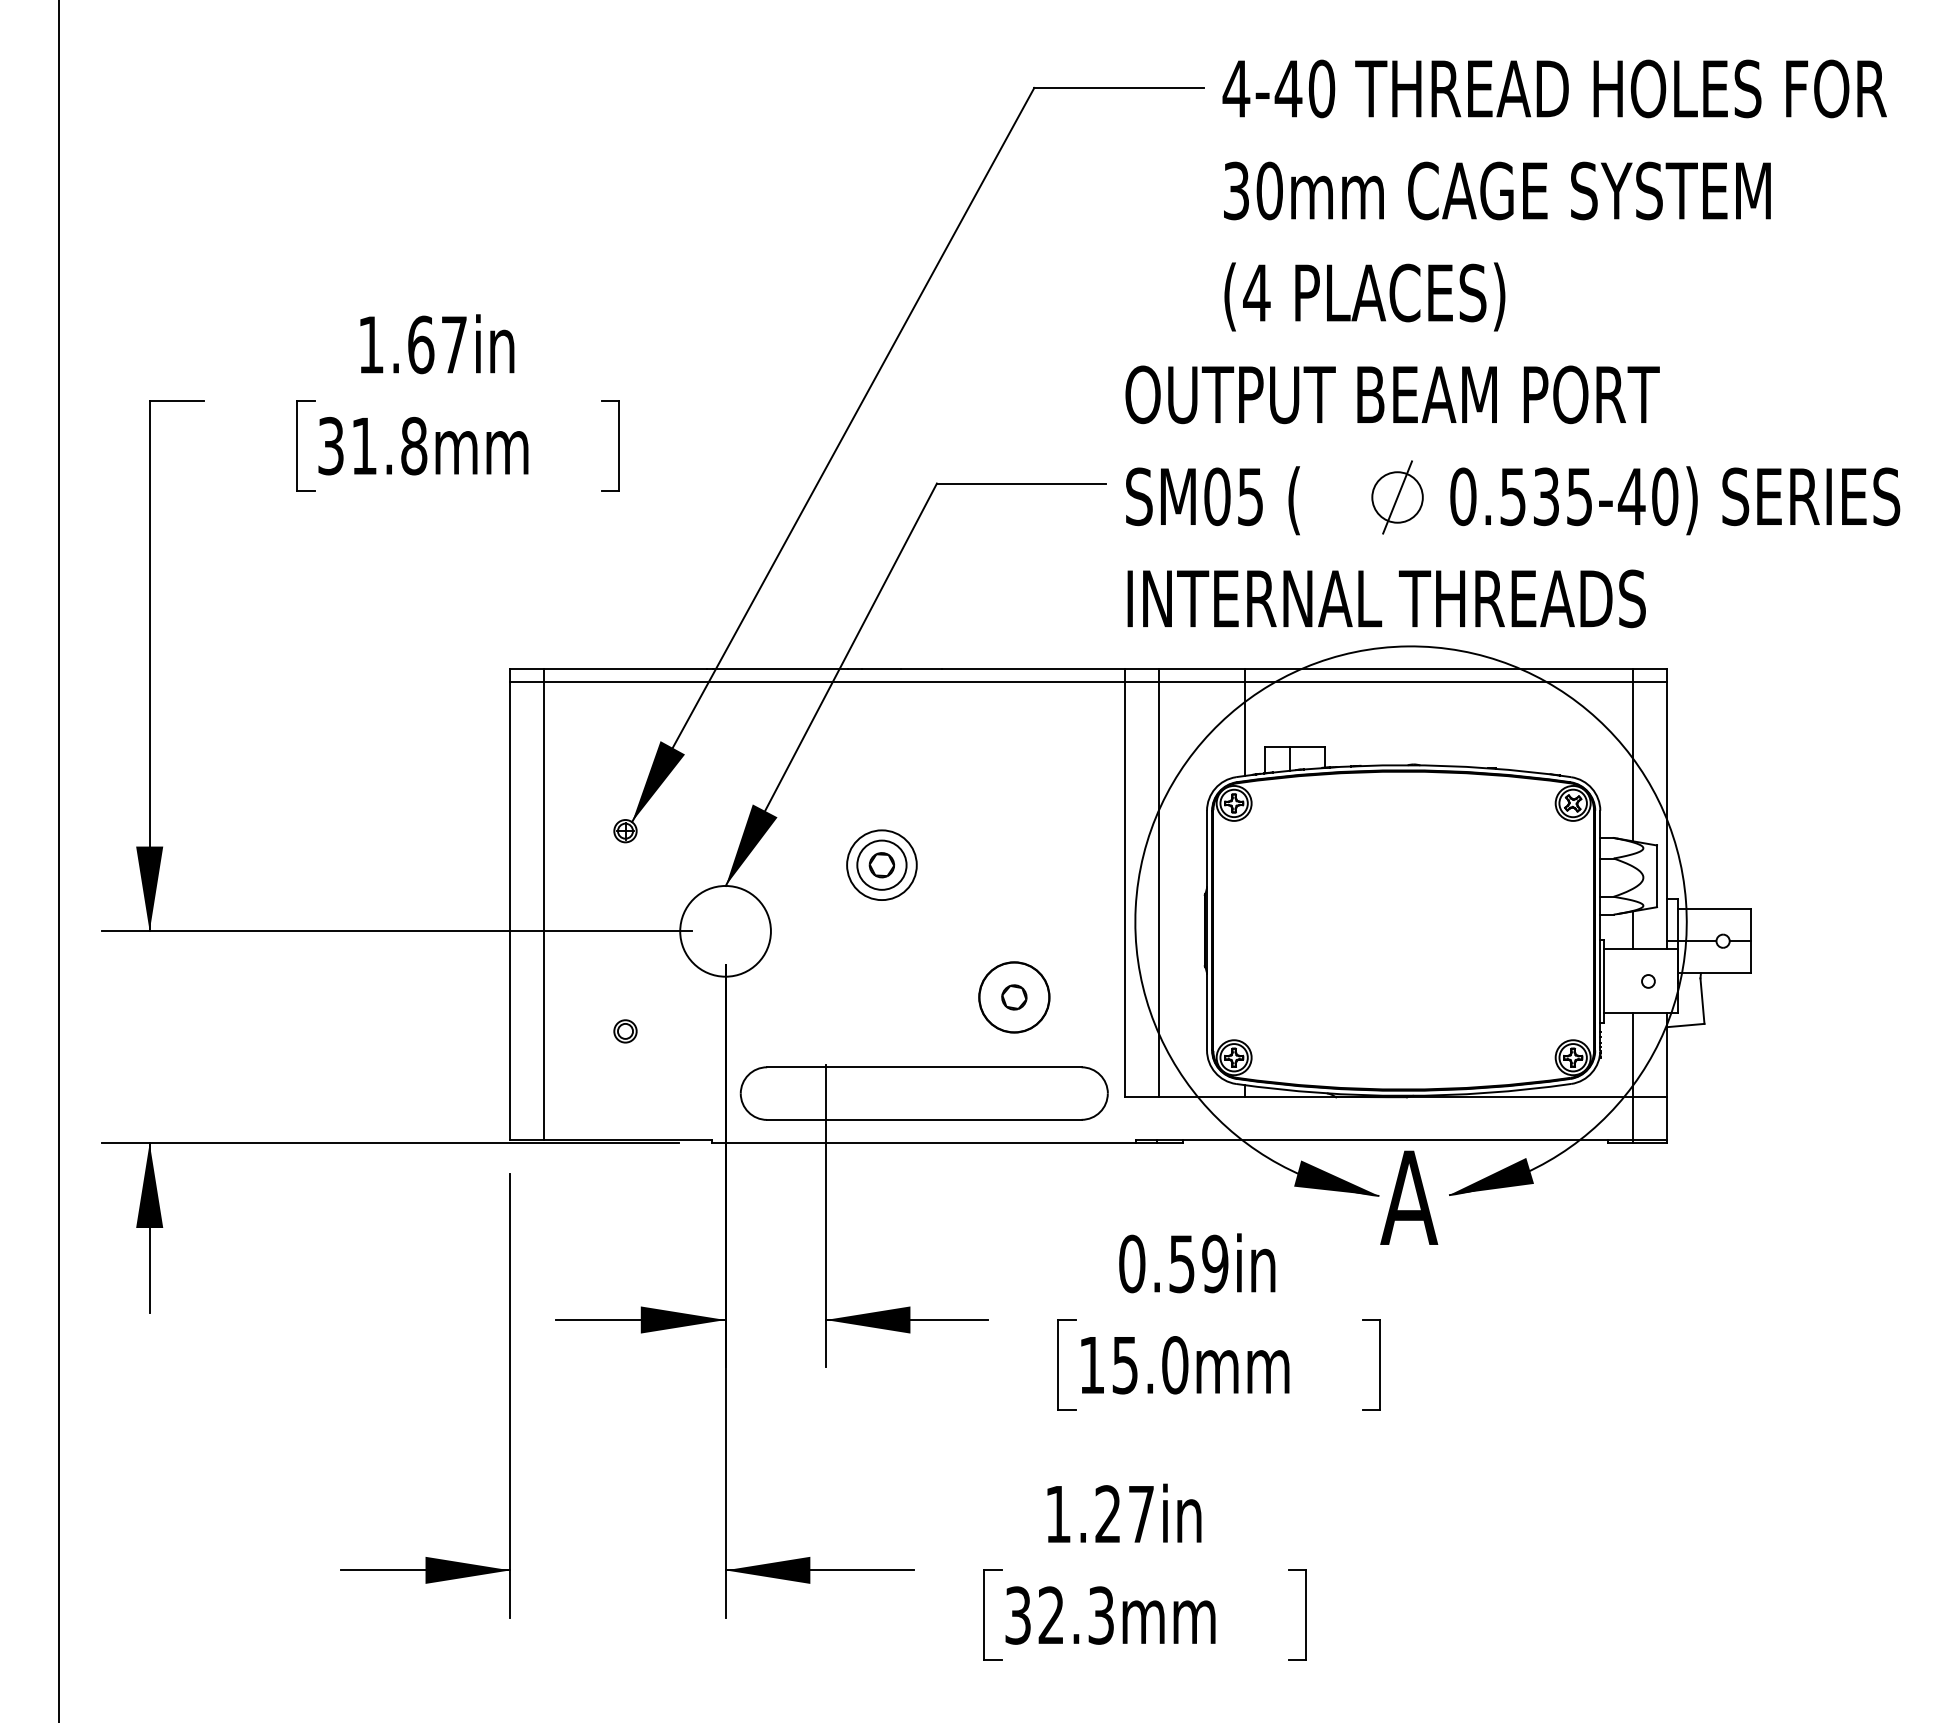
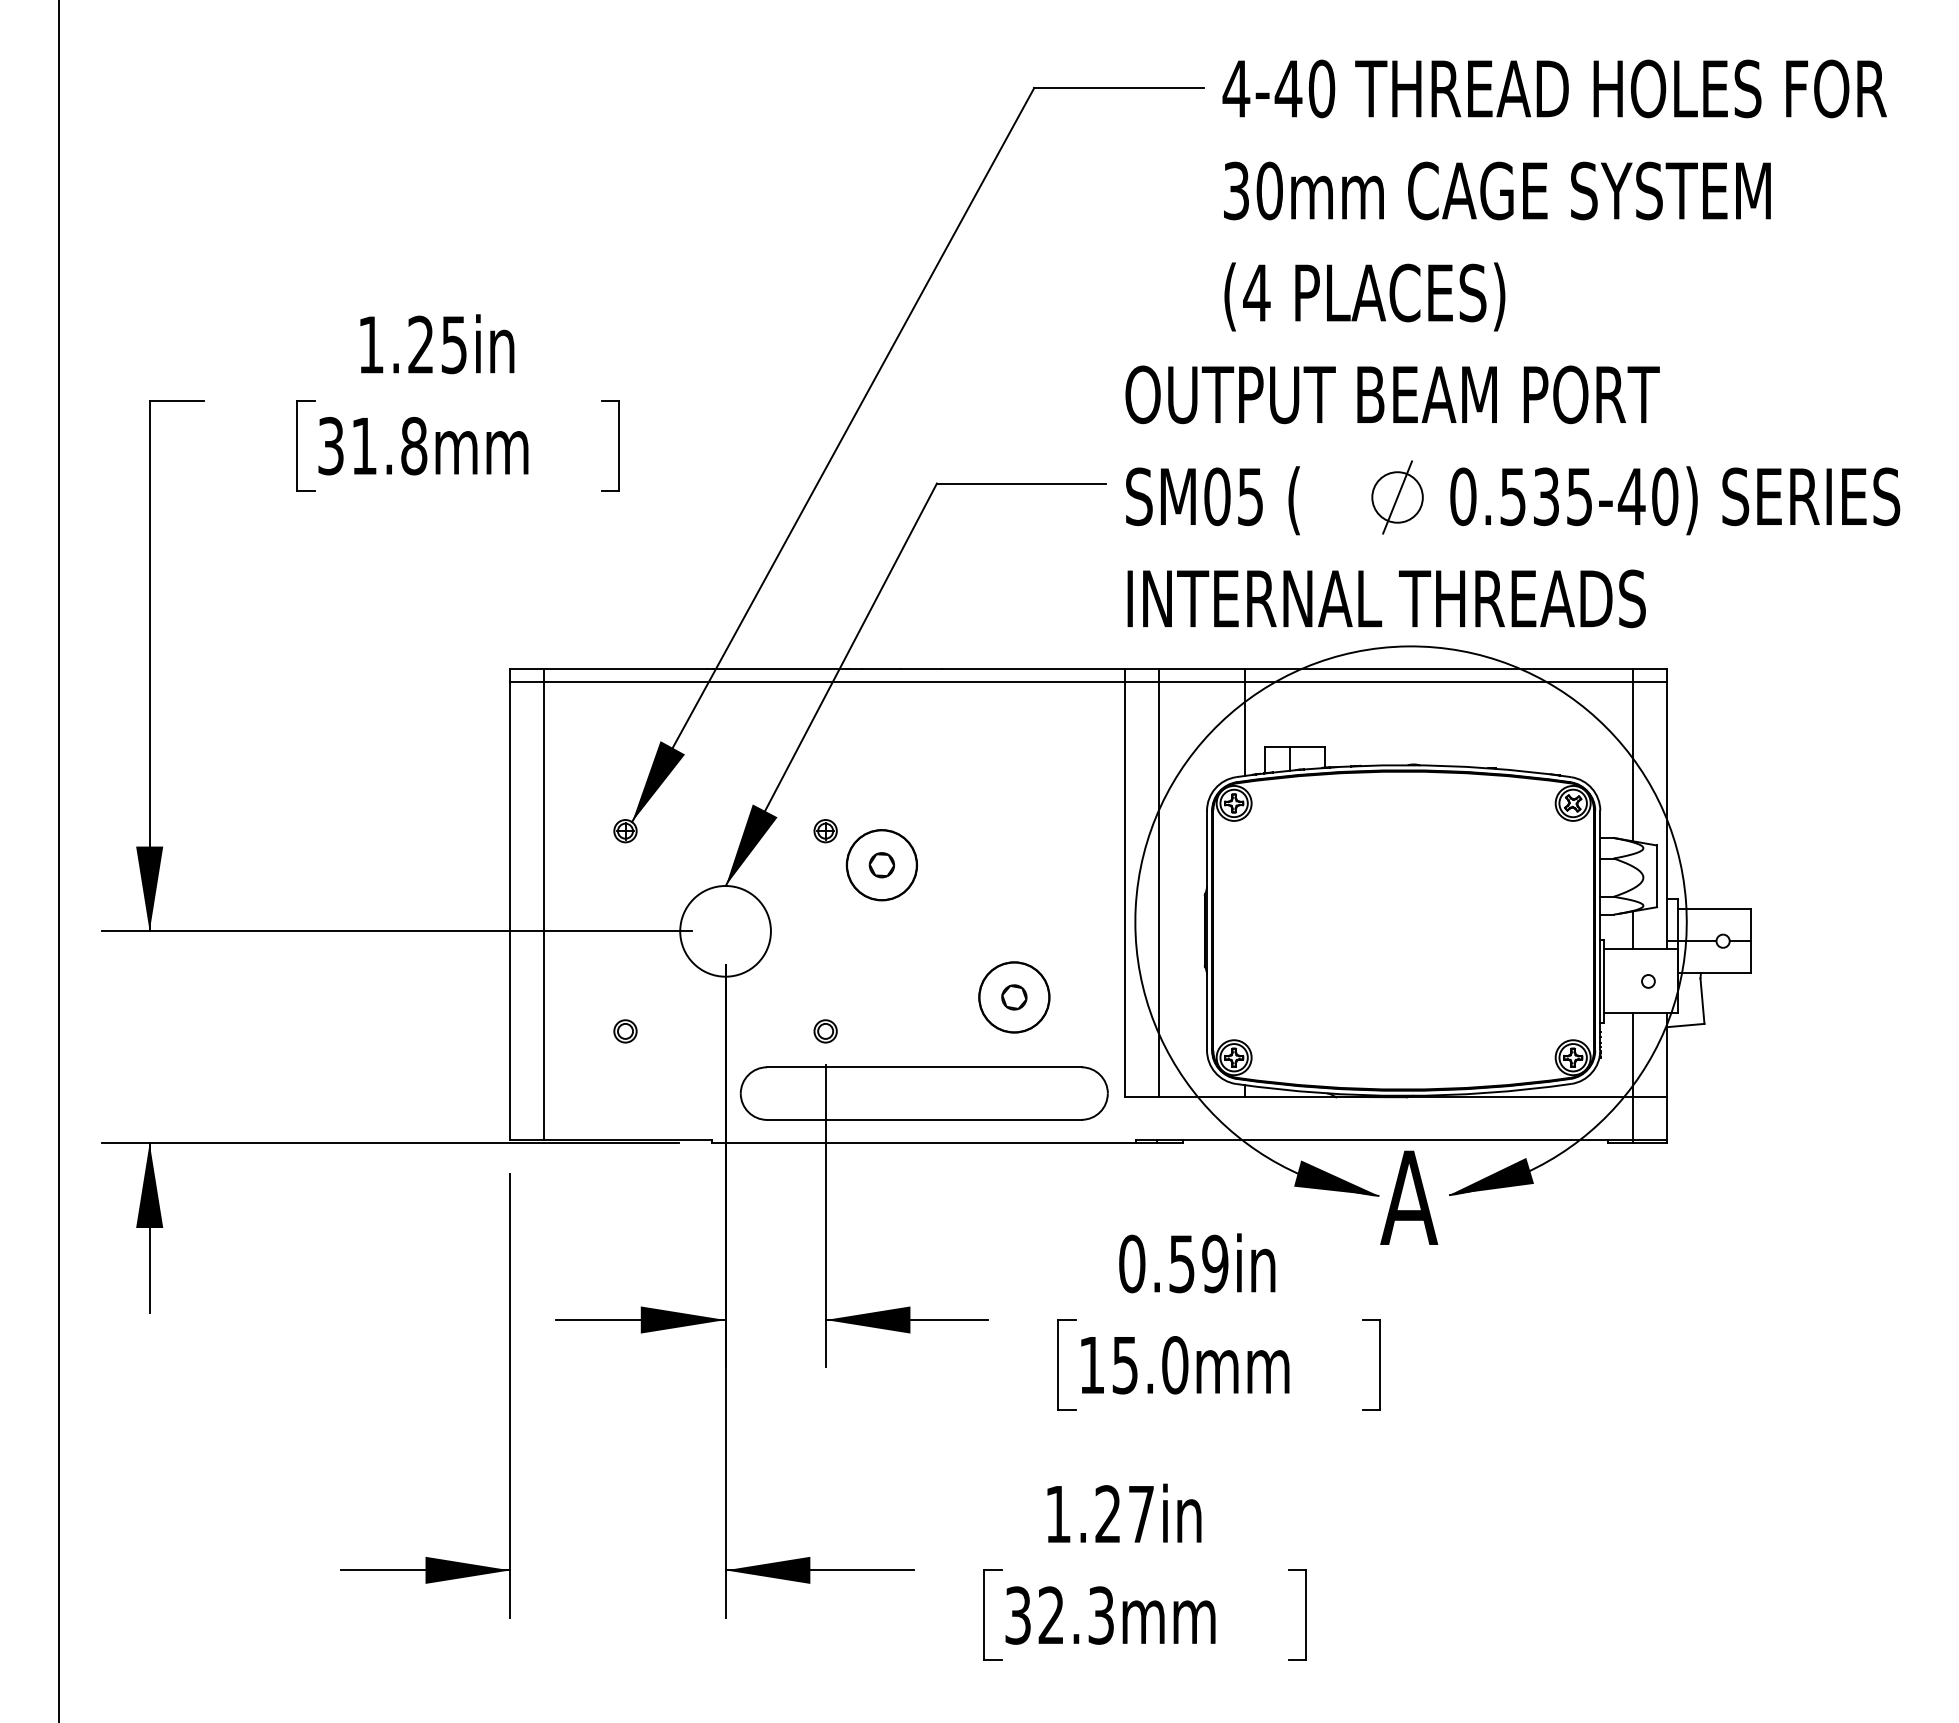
text: 1.67in -> 1.25in (437, 344)
part: none -> present (825, 831)
circle diameter: 49 px -> 70 px (881, 865)
part: none -> present (825, 1031)
